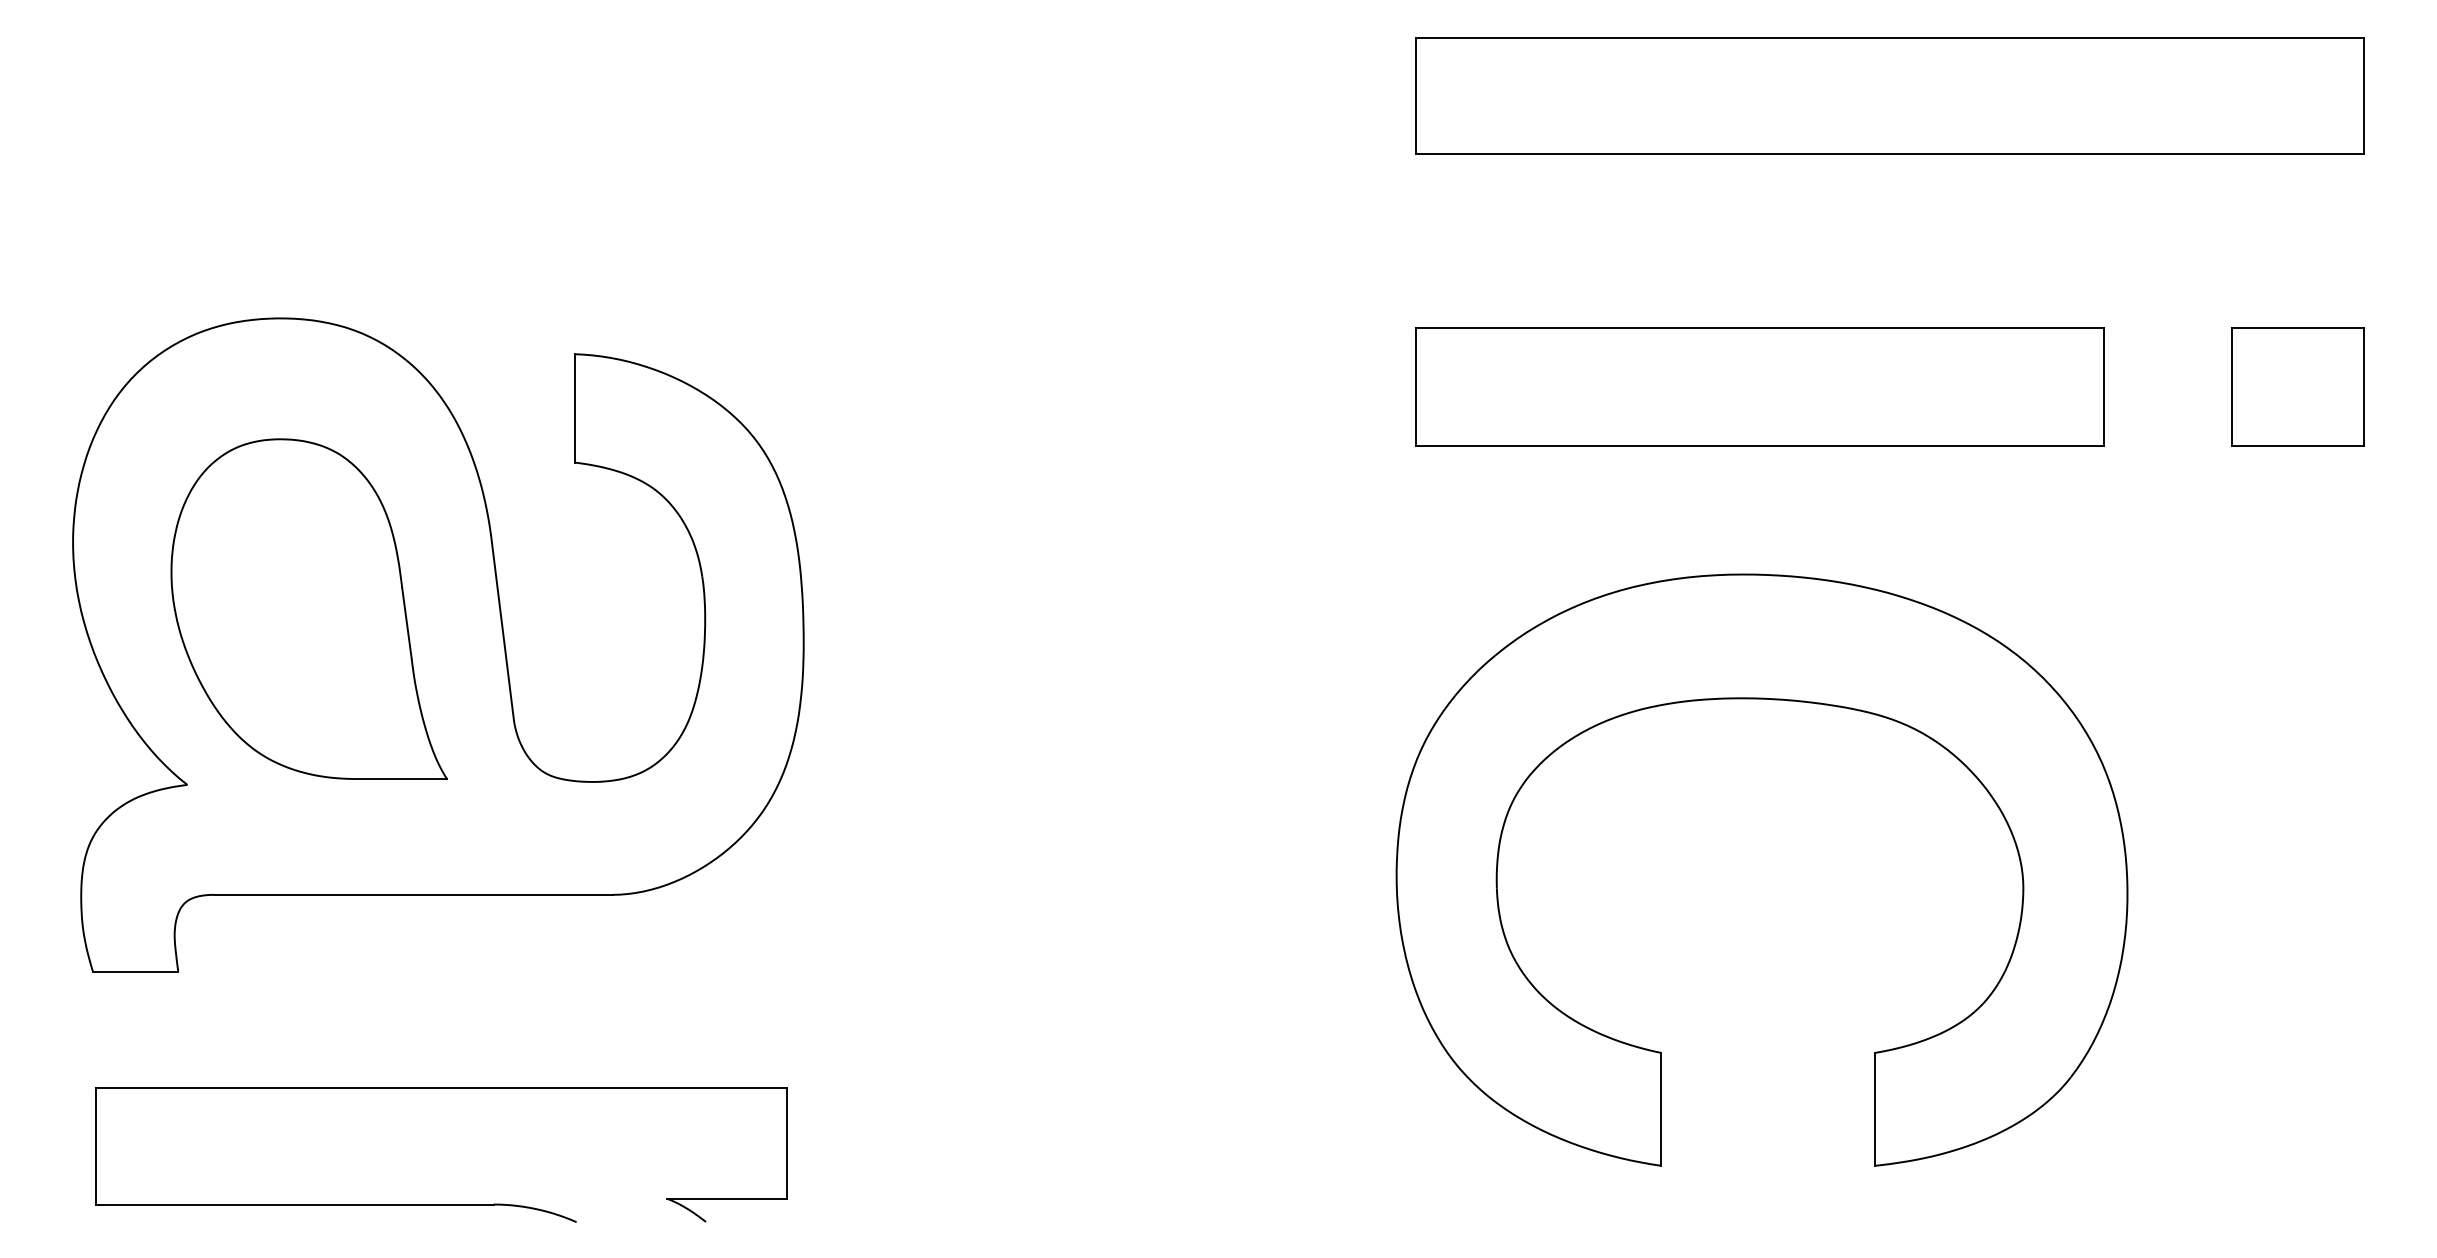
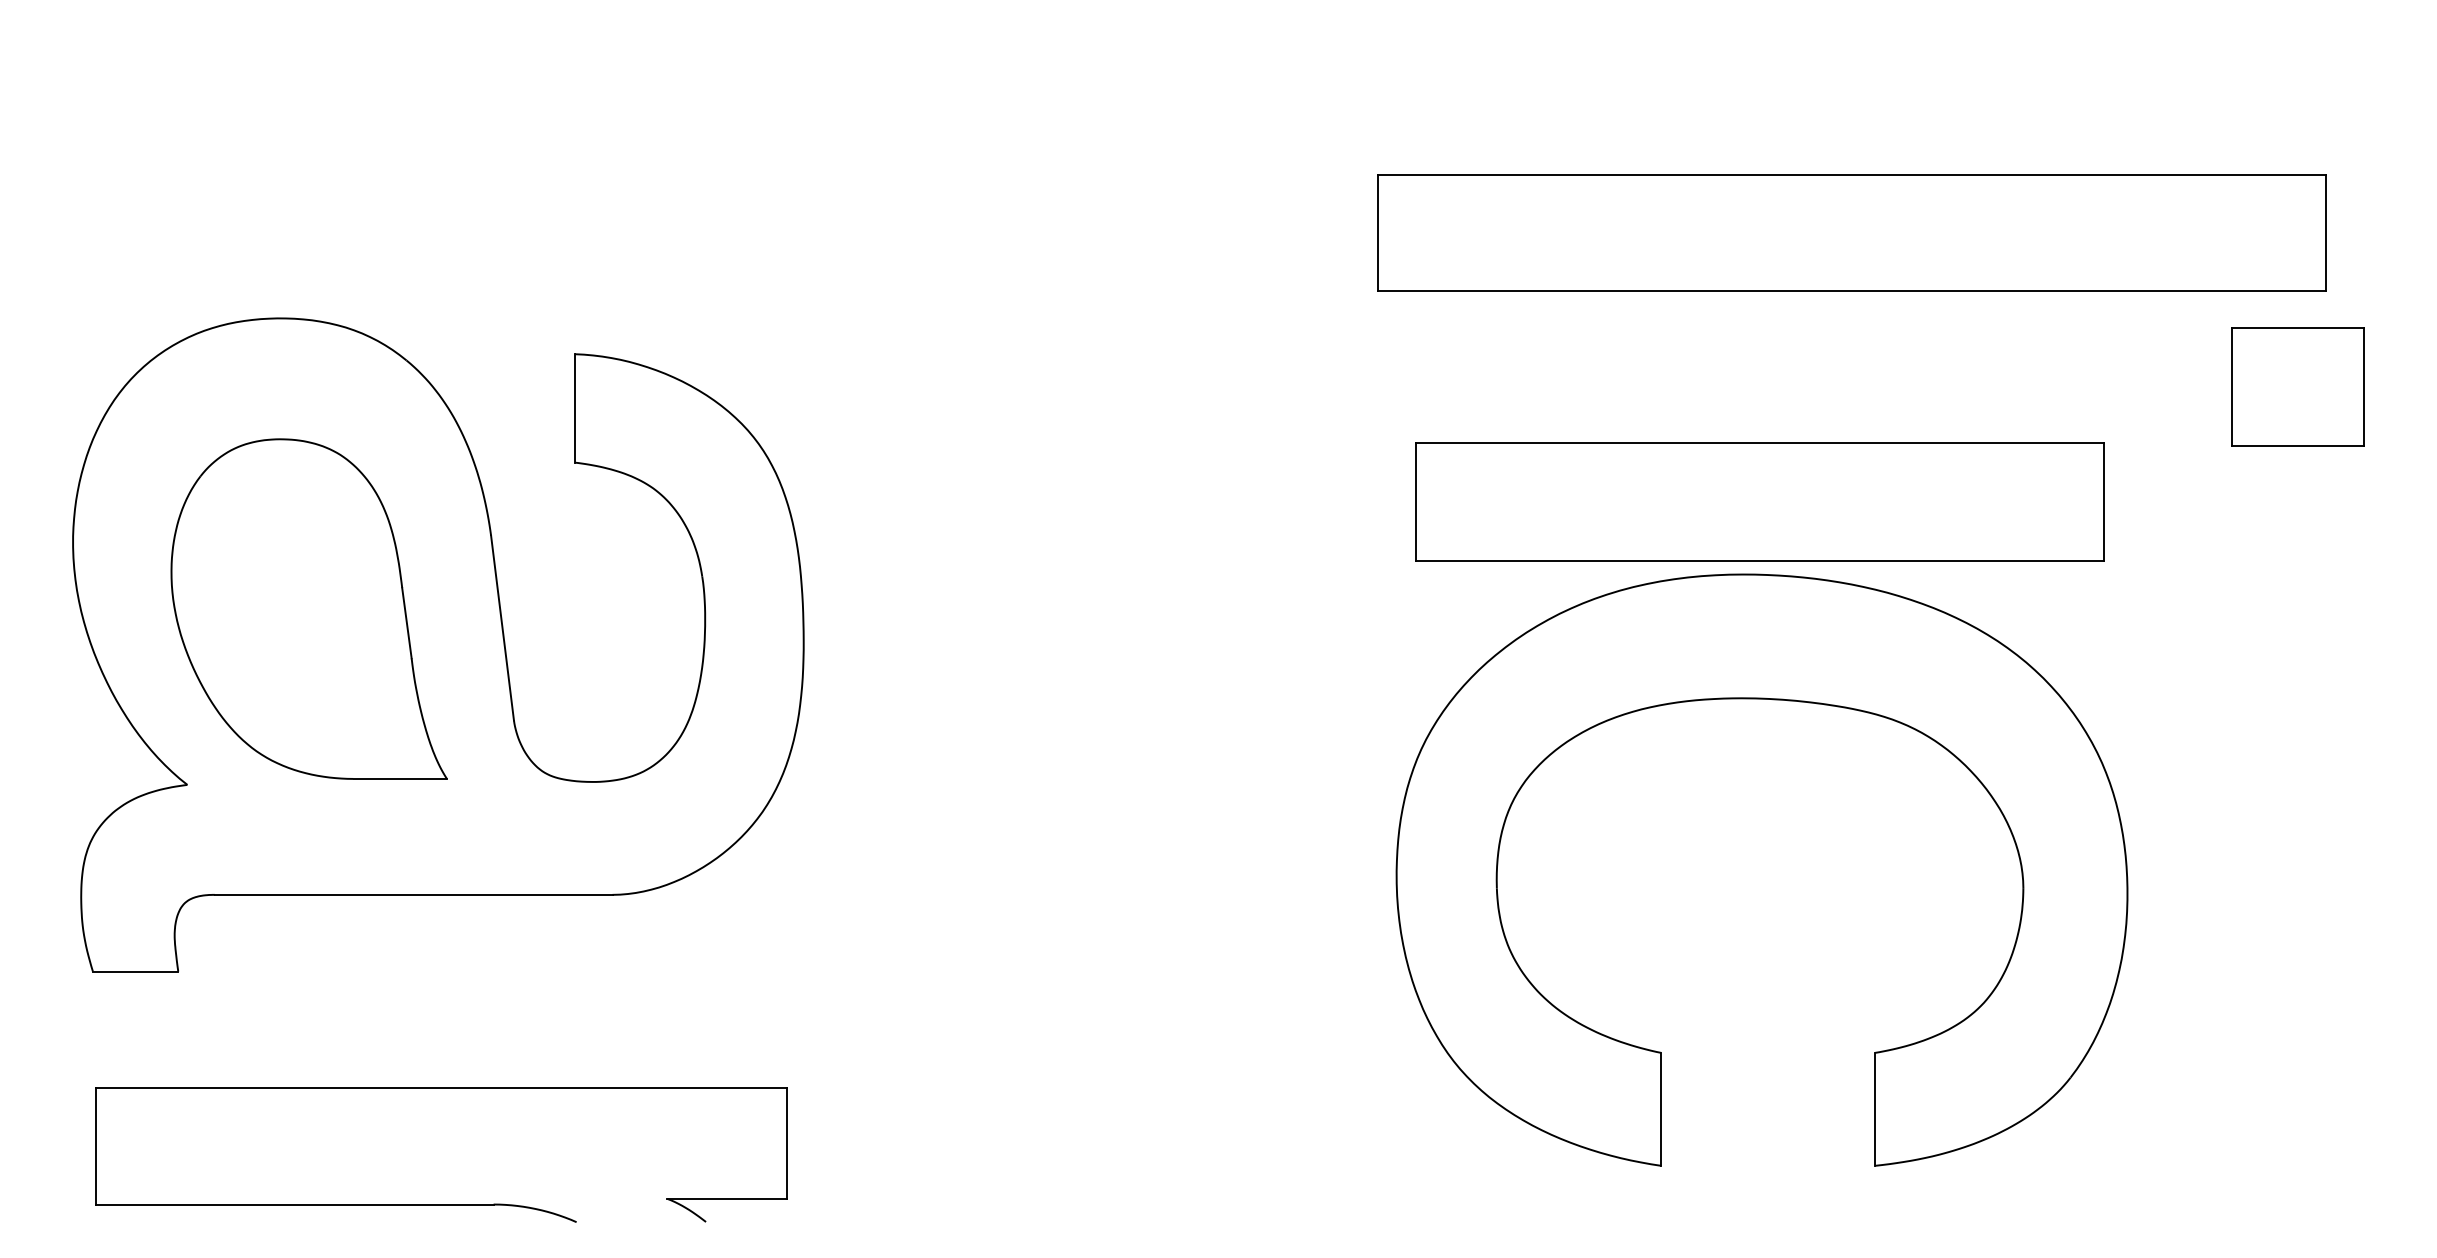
part position: (1889, 95) -> (1851, 232) (1851, 232)
part position: (1759, 386) -> (1759, 501) (1759, 501)
